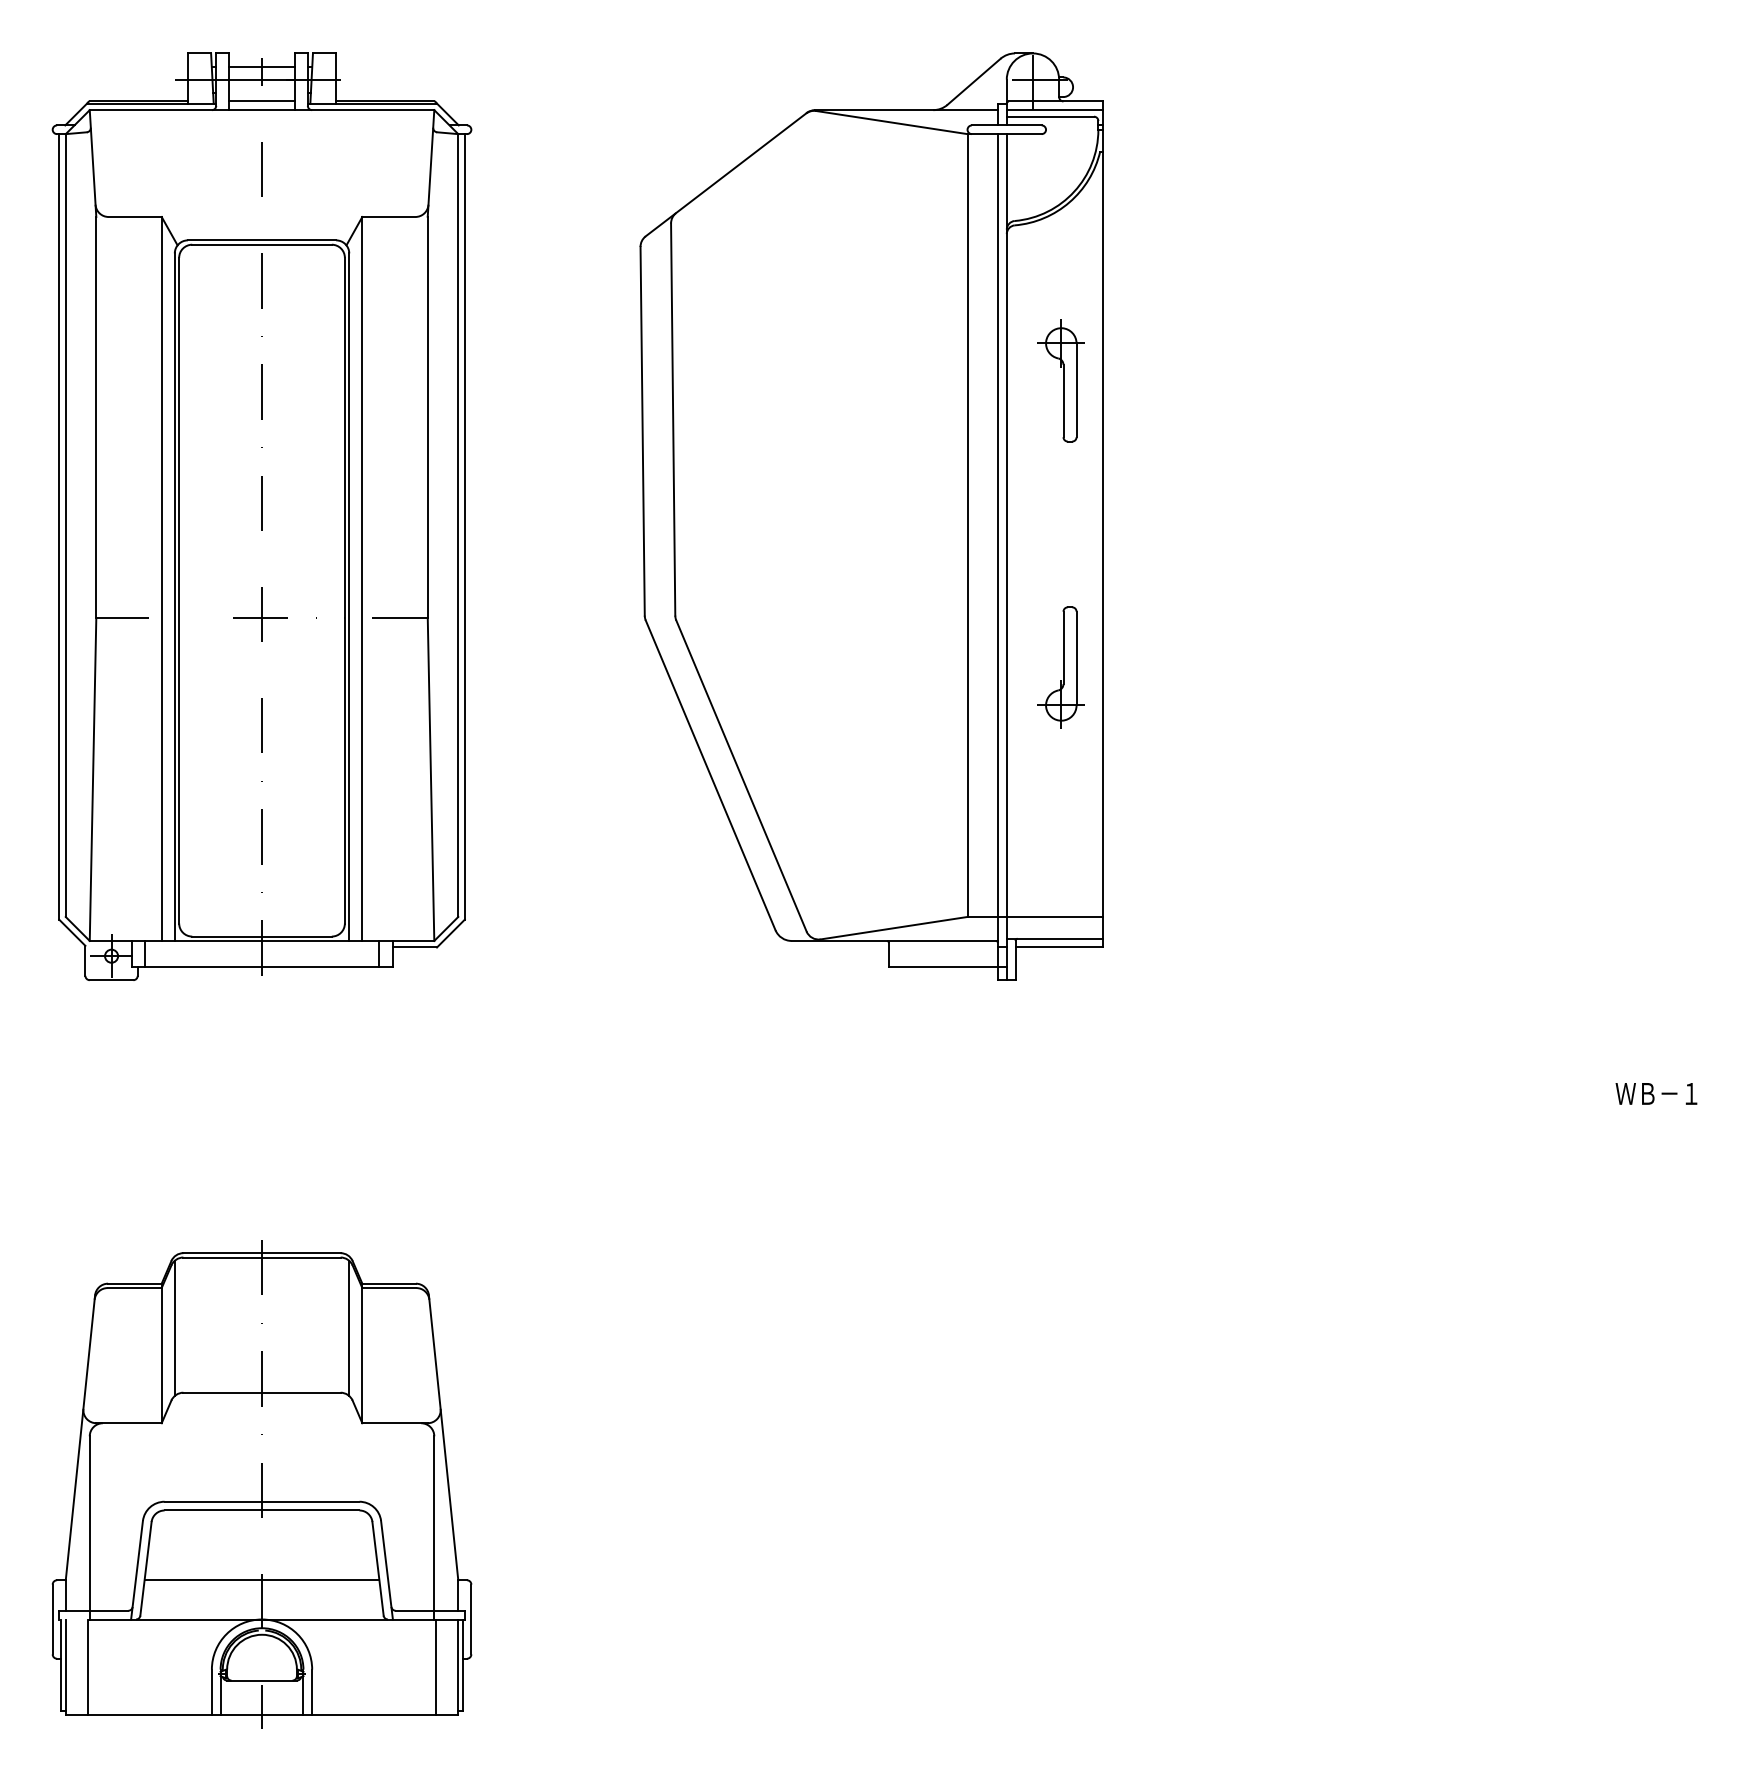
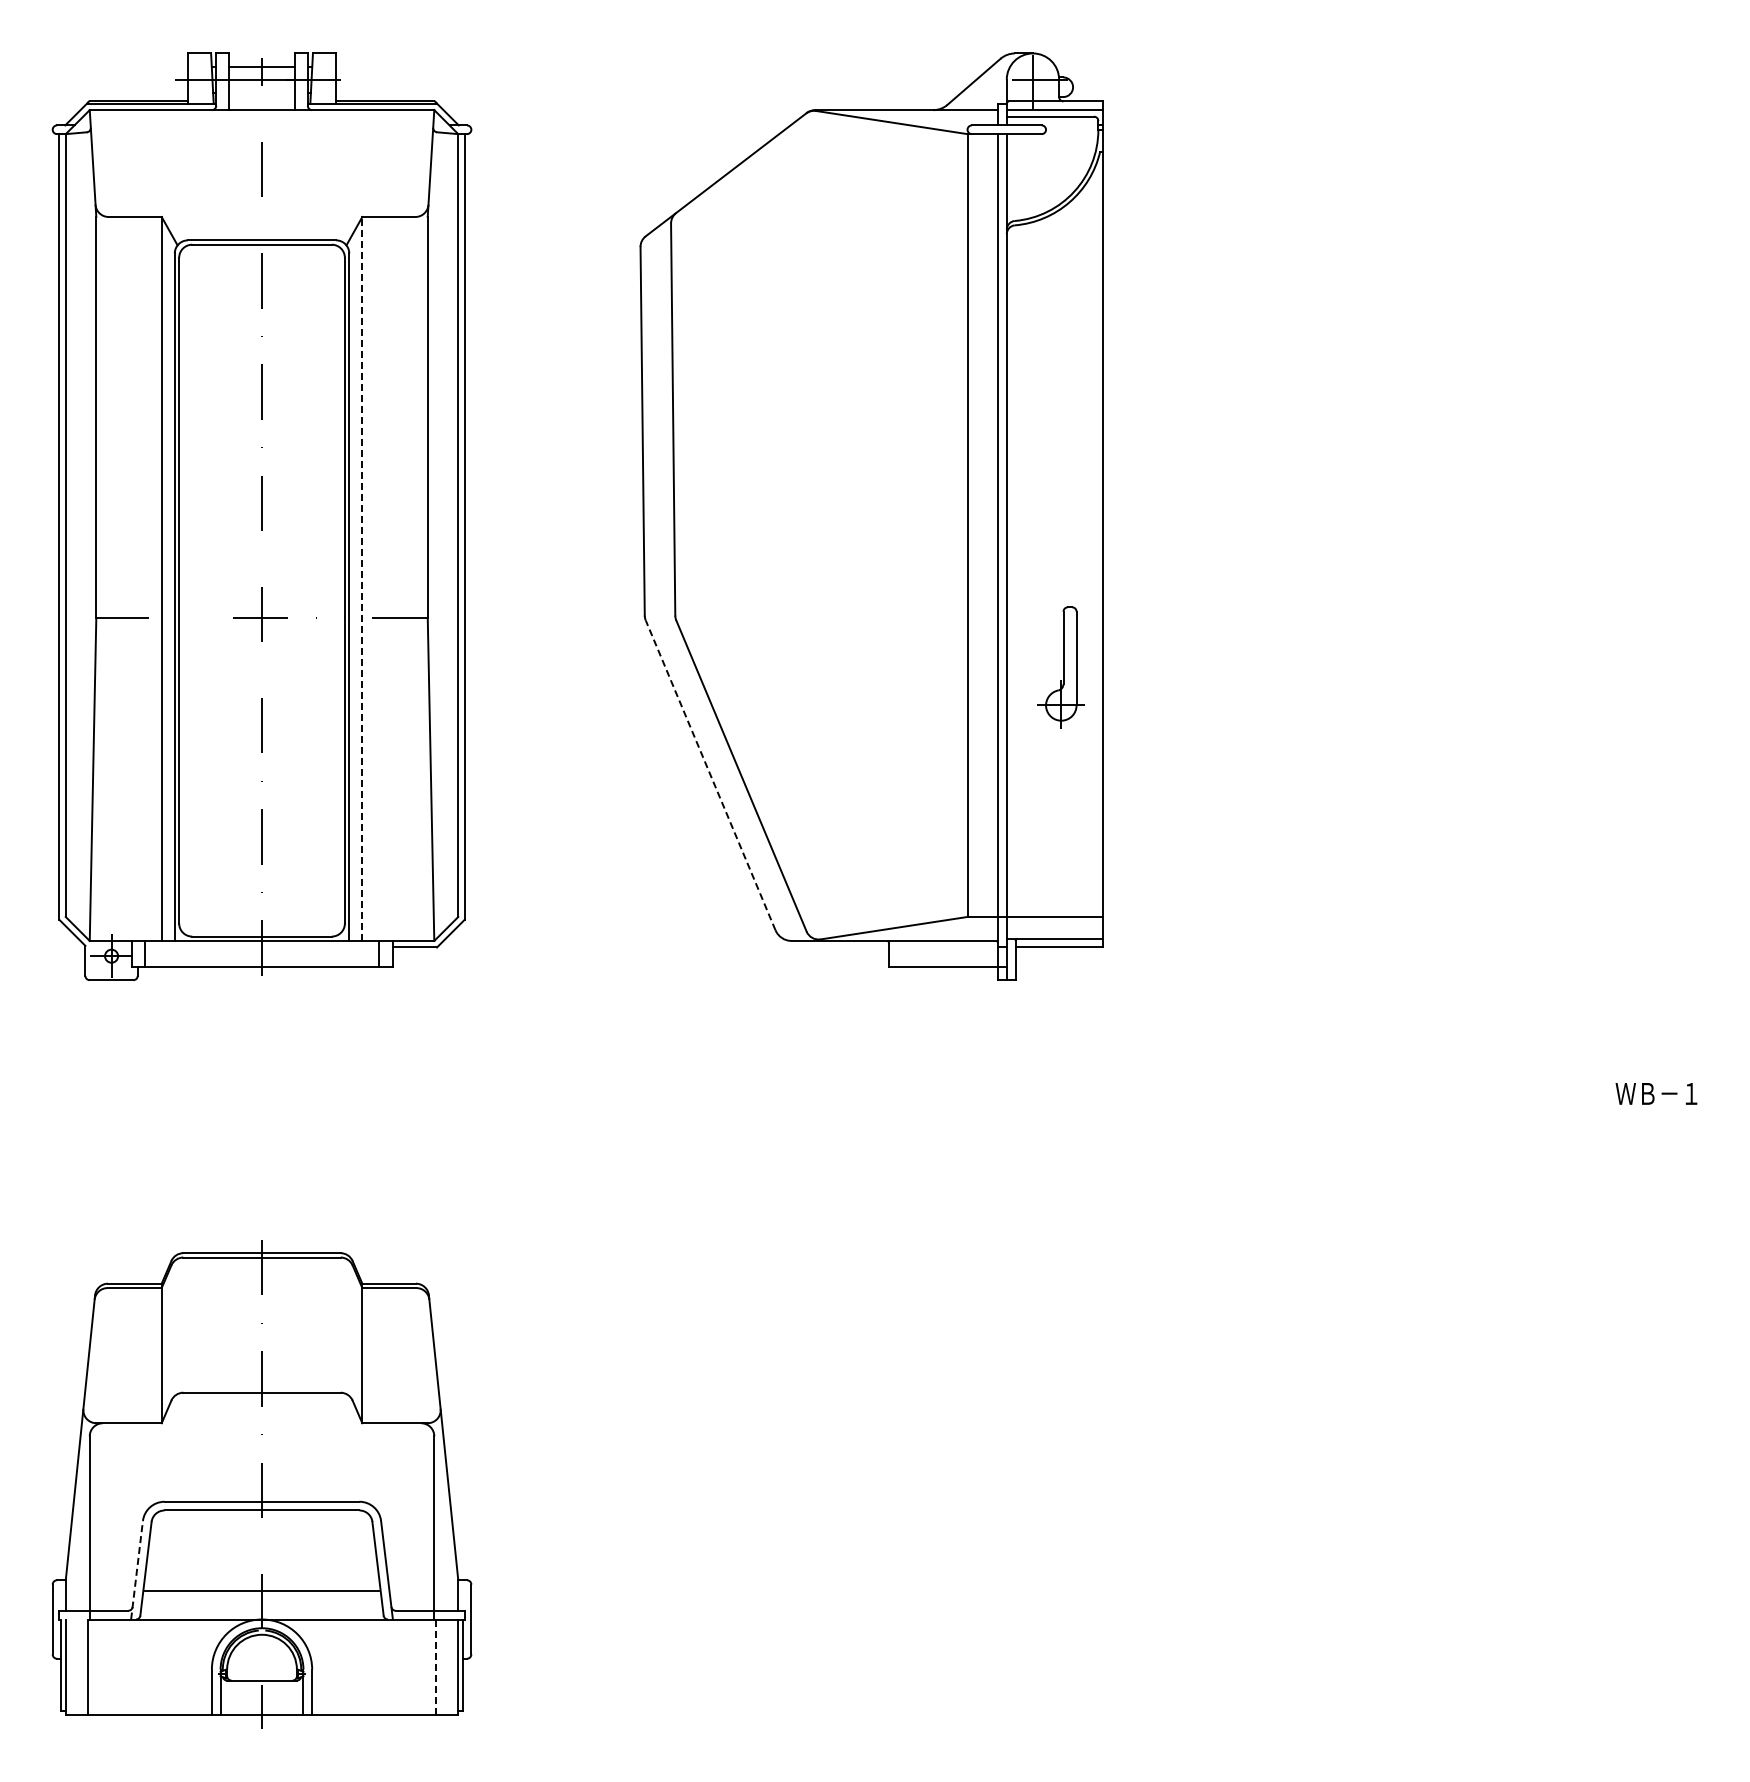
line: present -> none (261, 101)
part: present -> none (1060, 380)
line: solid -> dashed (362, 578)
line: solid -> dashed (710, 775)
line: present -> none (174, 1328)
line: present -> none (349, 1328)
line: solid -> dashed (137, 1570)
line position: (261, 1580) -> (261, 1591) (261, 1591)
line: solid -> dashed (436, 1667)
